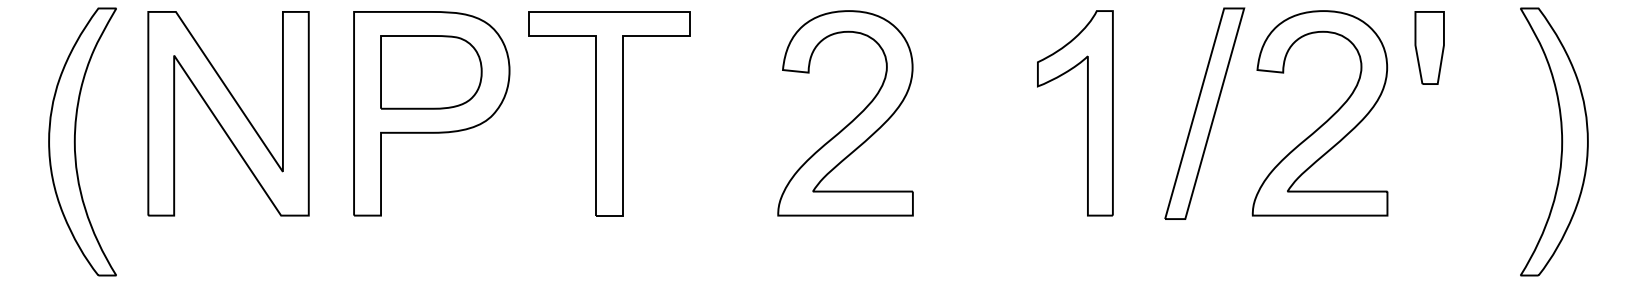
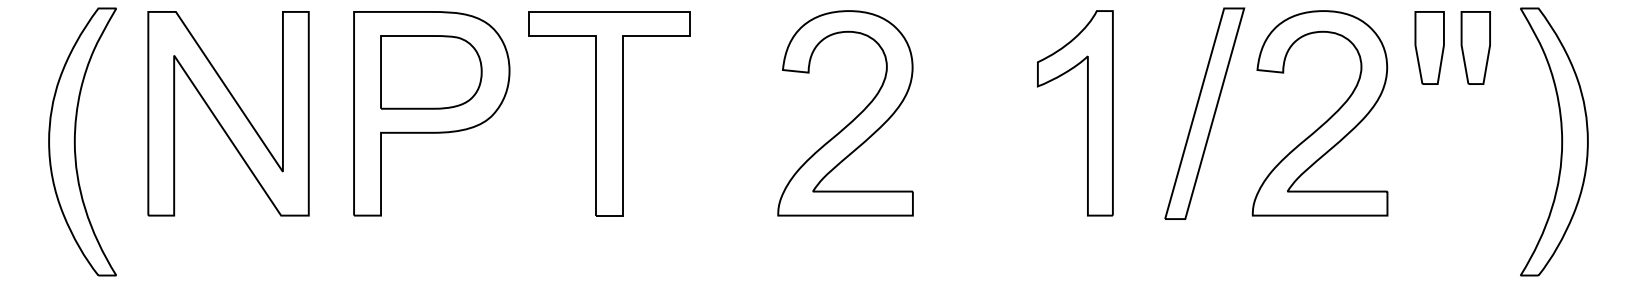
part: none -> present (1475, 47)
